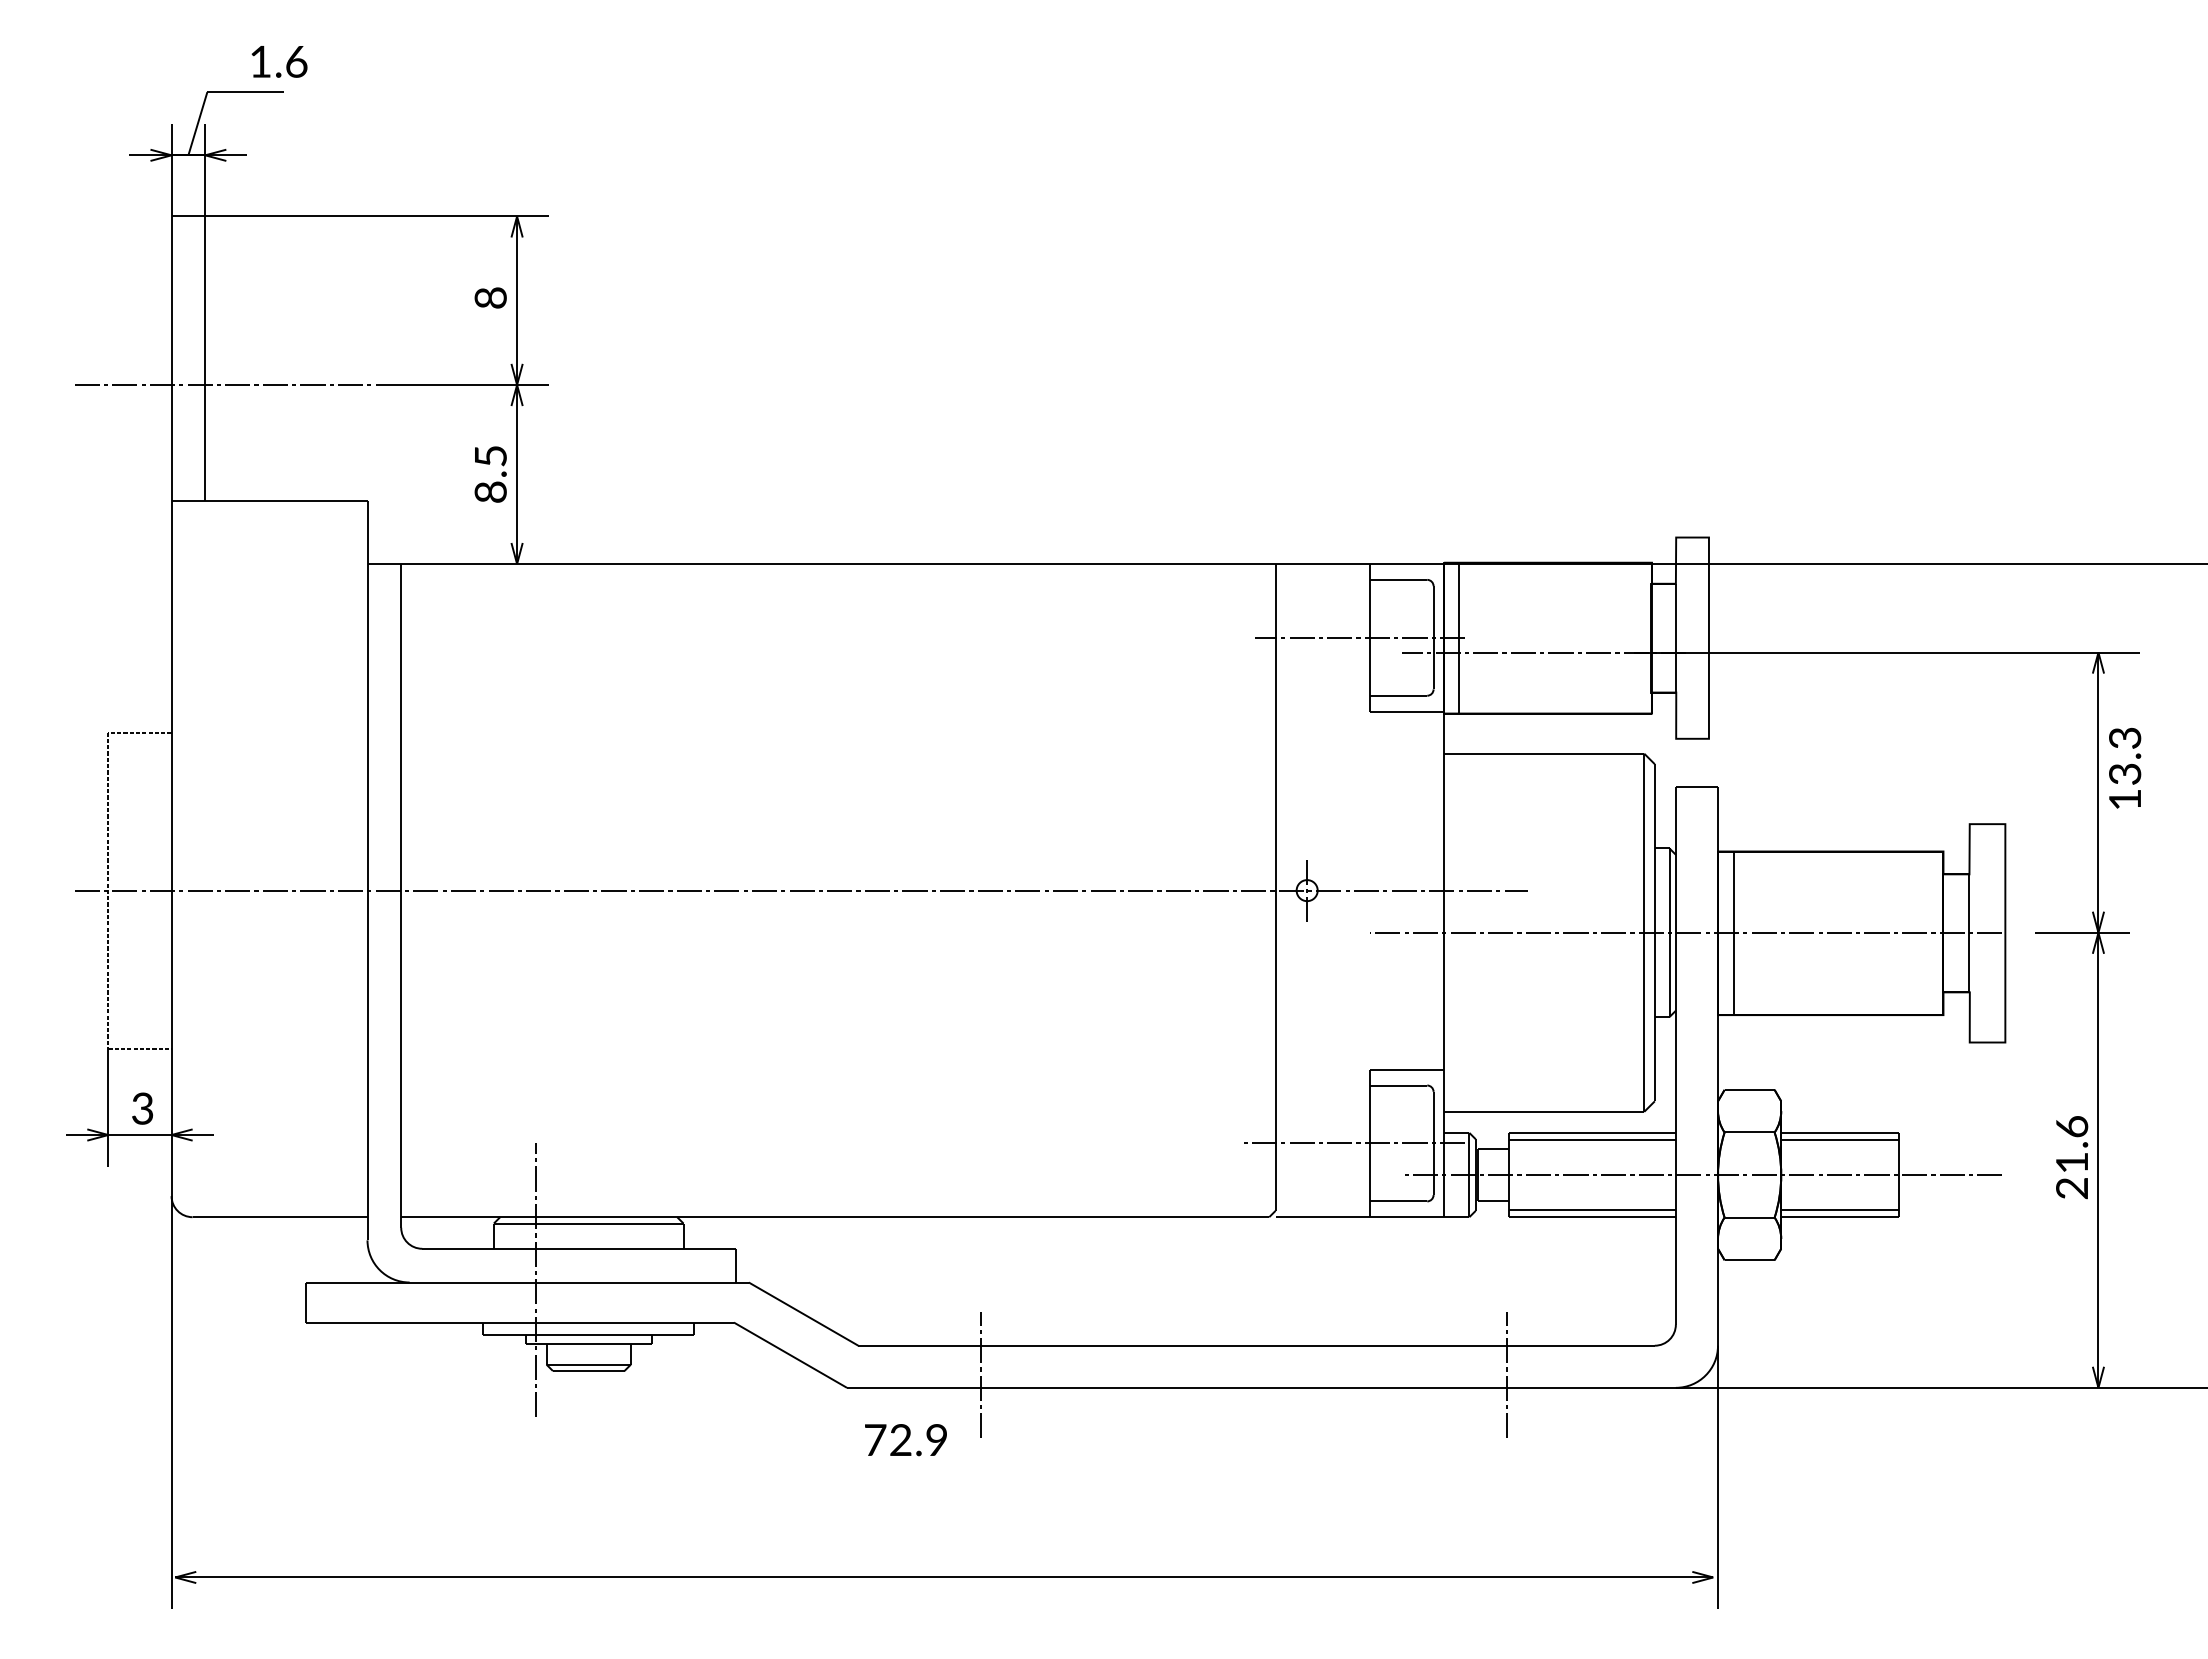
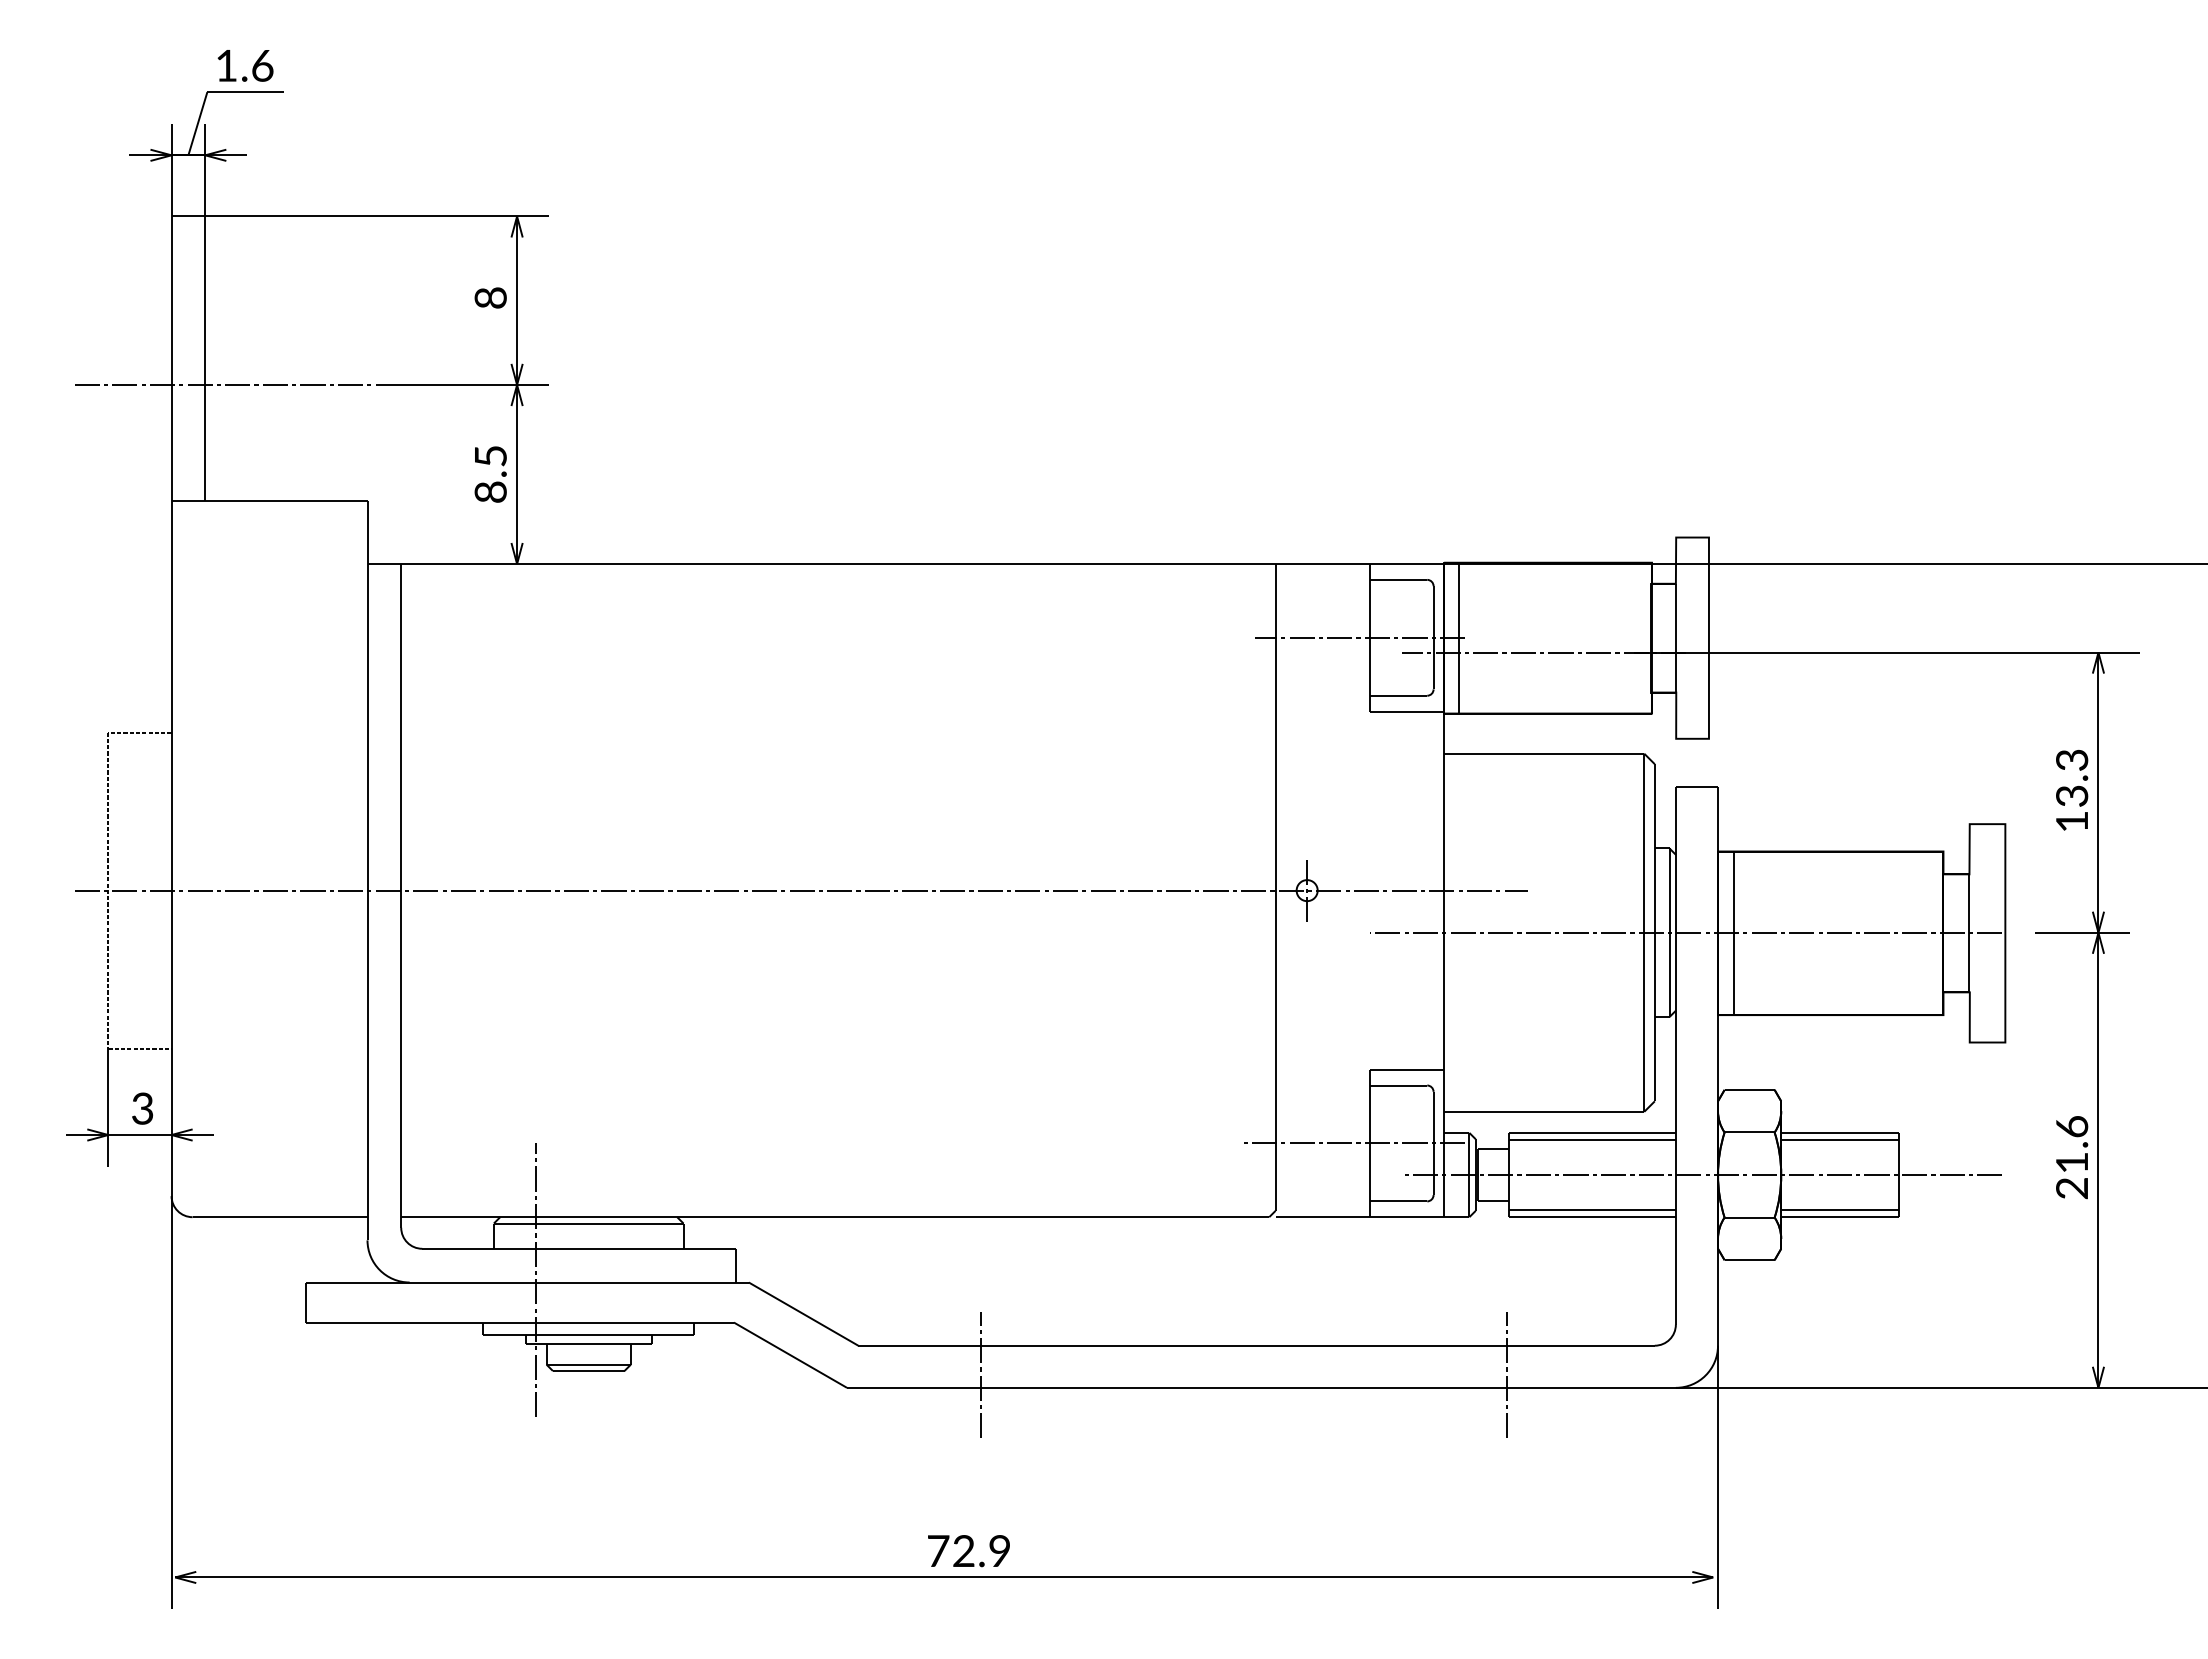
text position: (279, 61) -> (245, 65) (245, 65)
text position: (2125, 768) -> (2072, 790) (2072, 790)
text position: (905, 1440) -> (968, 1551) (968, 1551)
